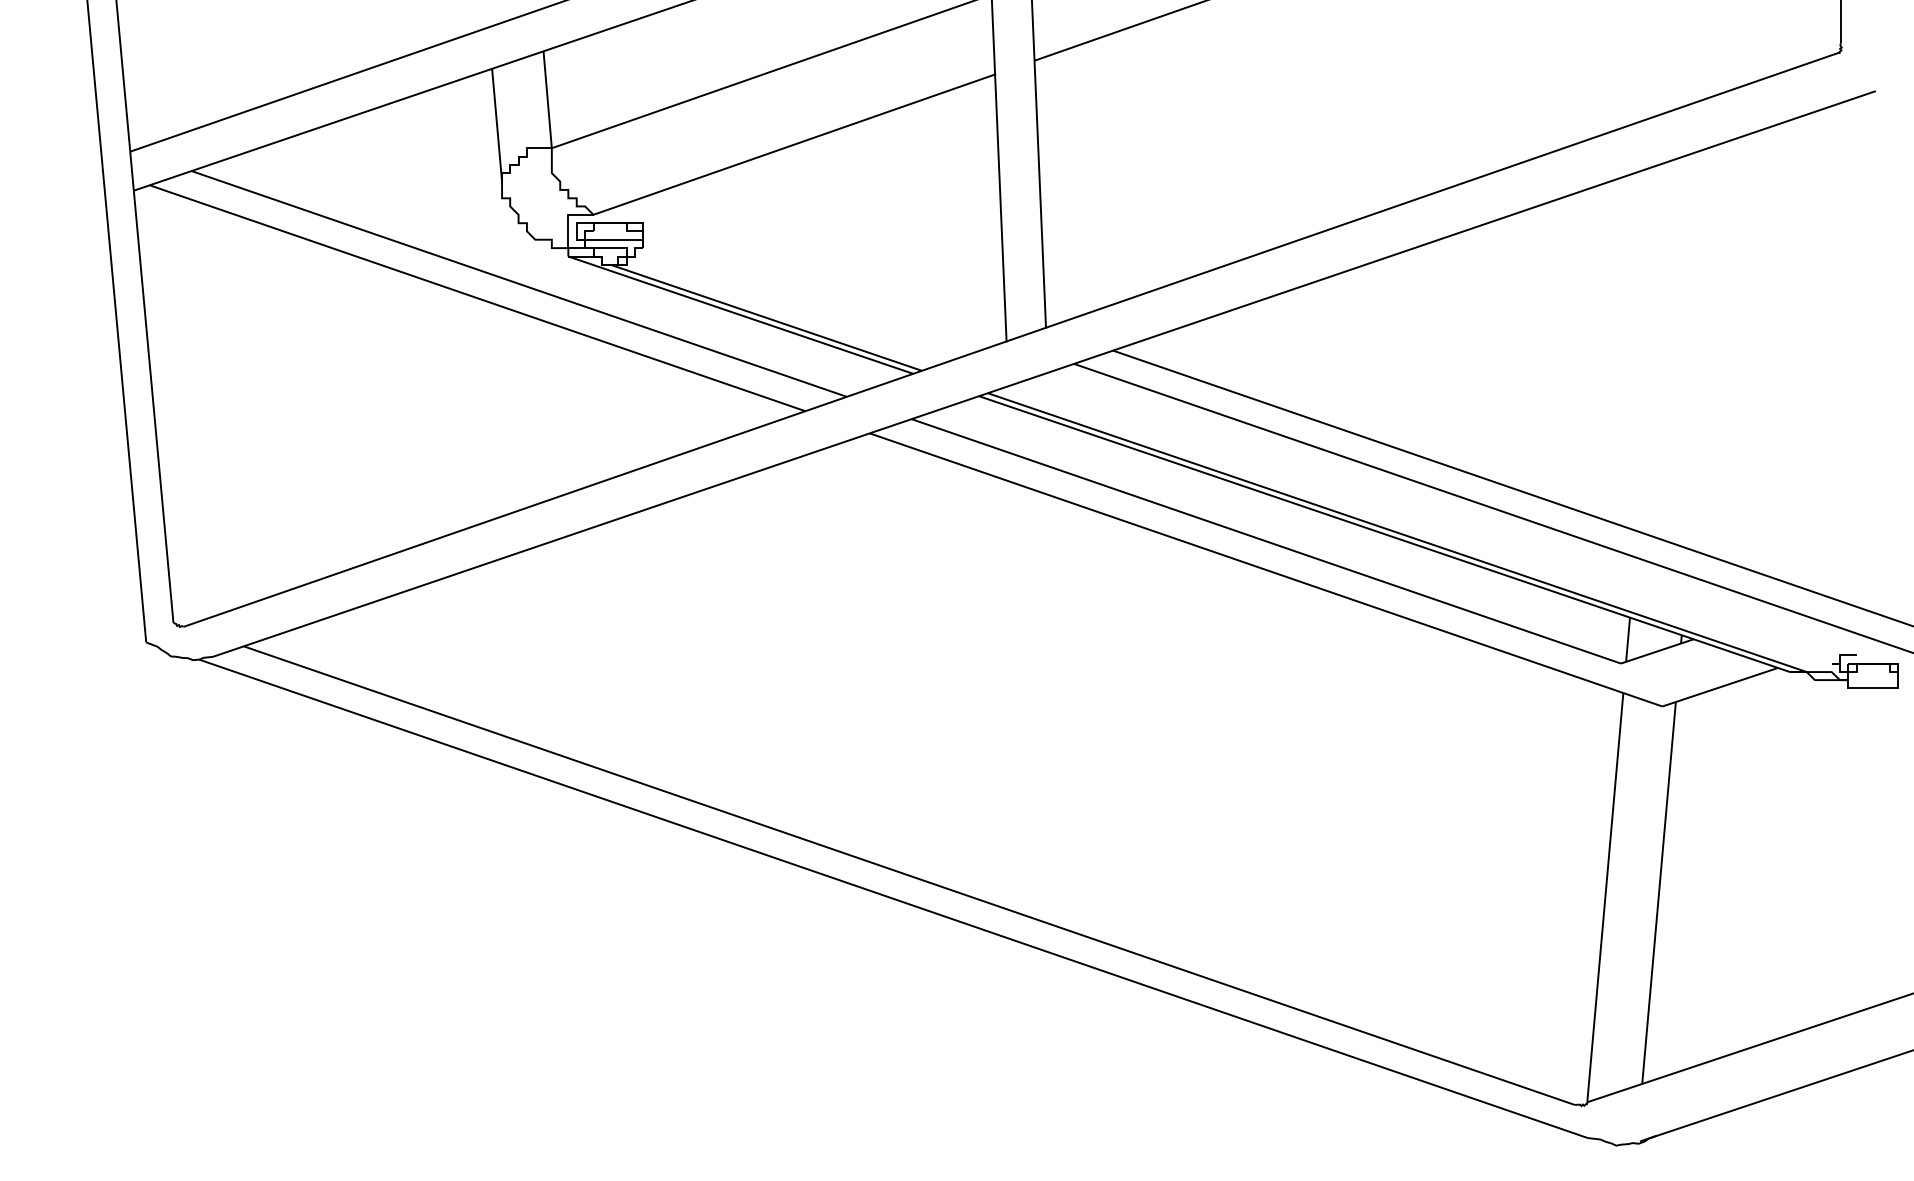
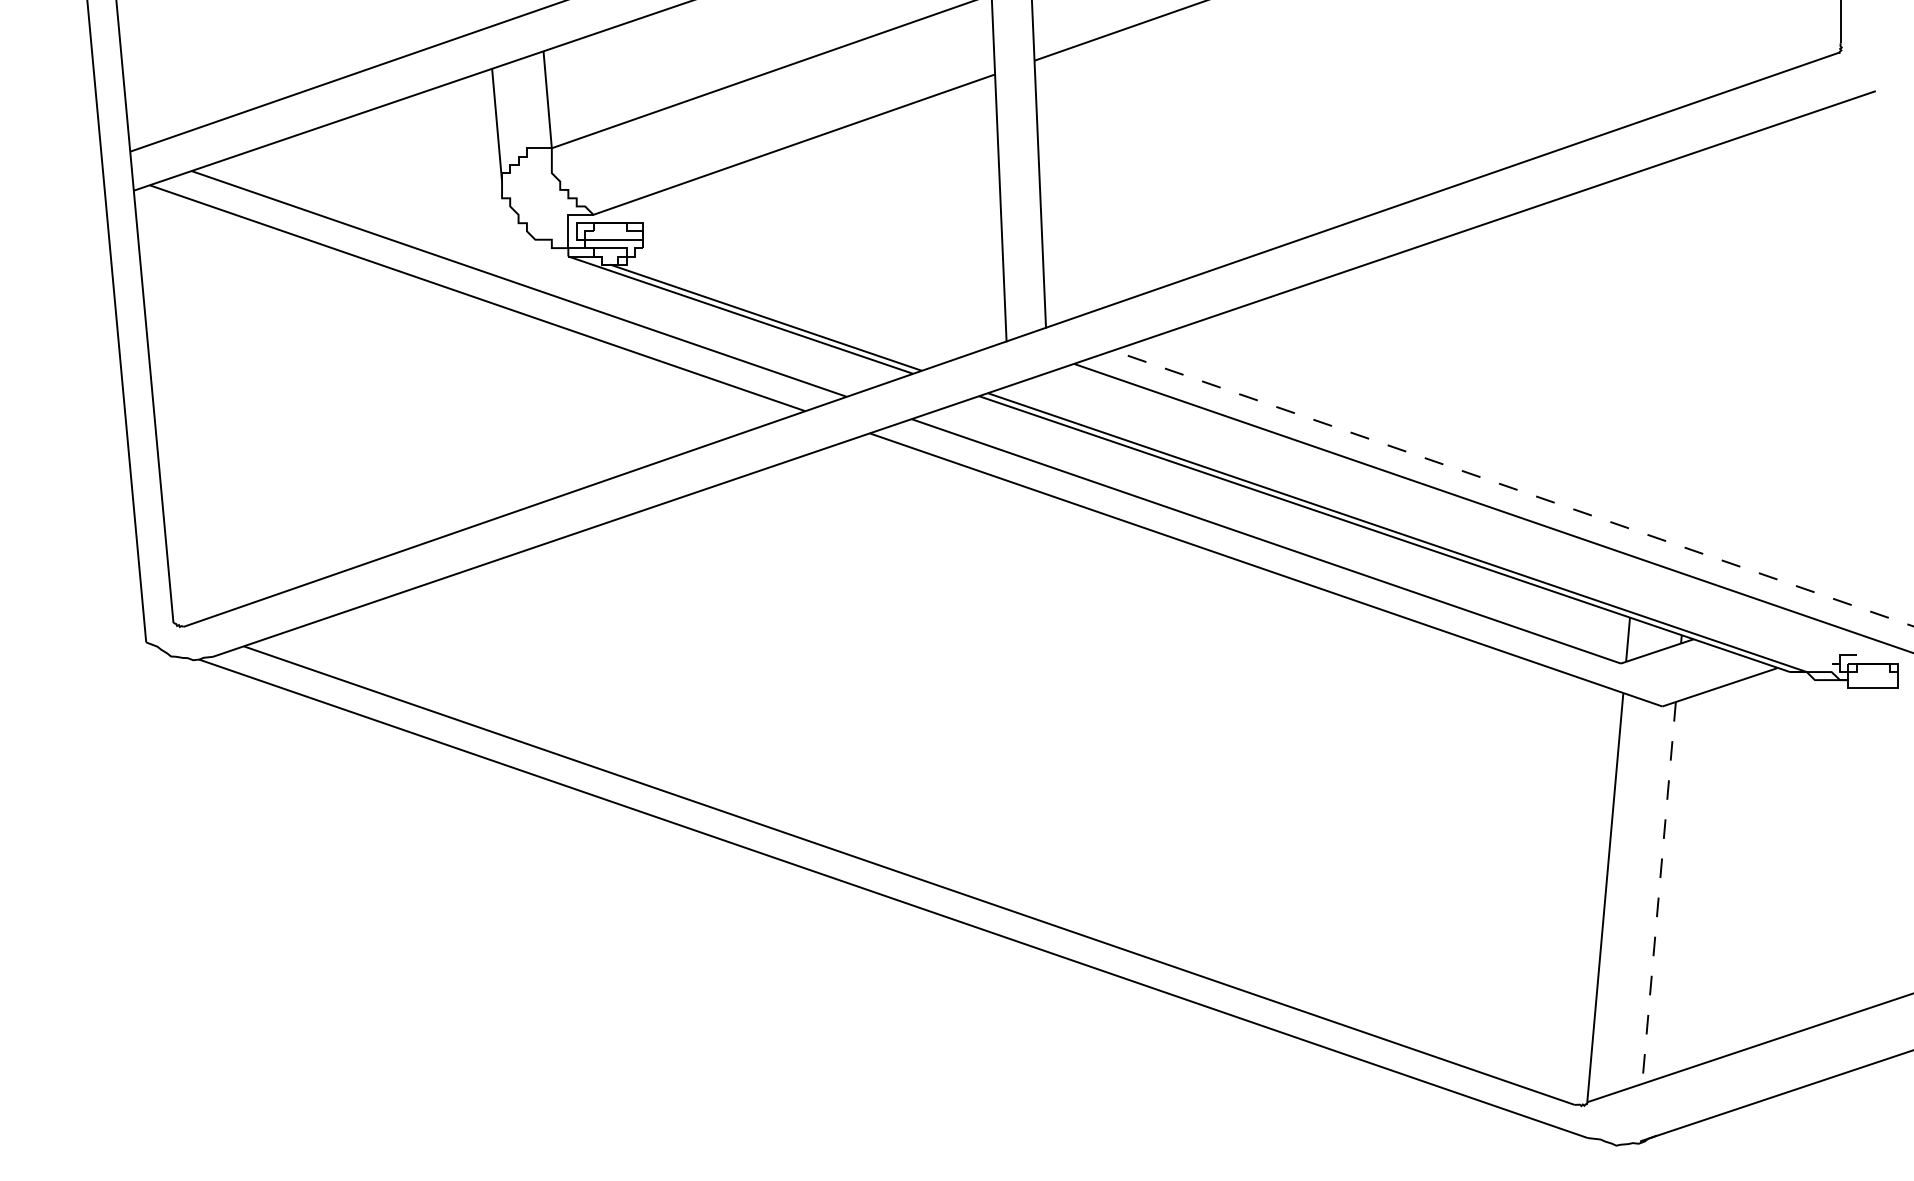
line: solid -> dashed (1512, 488)
line: solid -> dashed (1659, 892)
